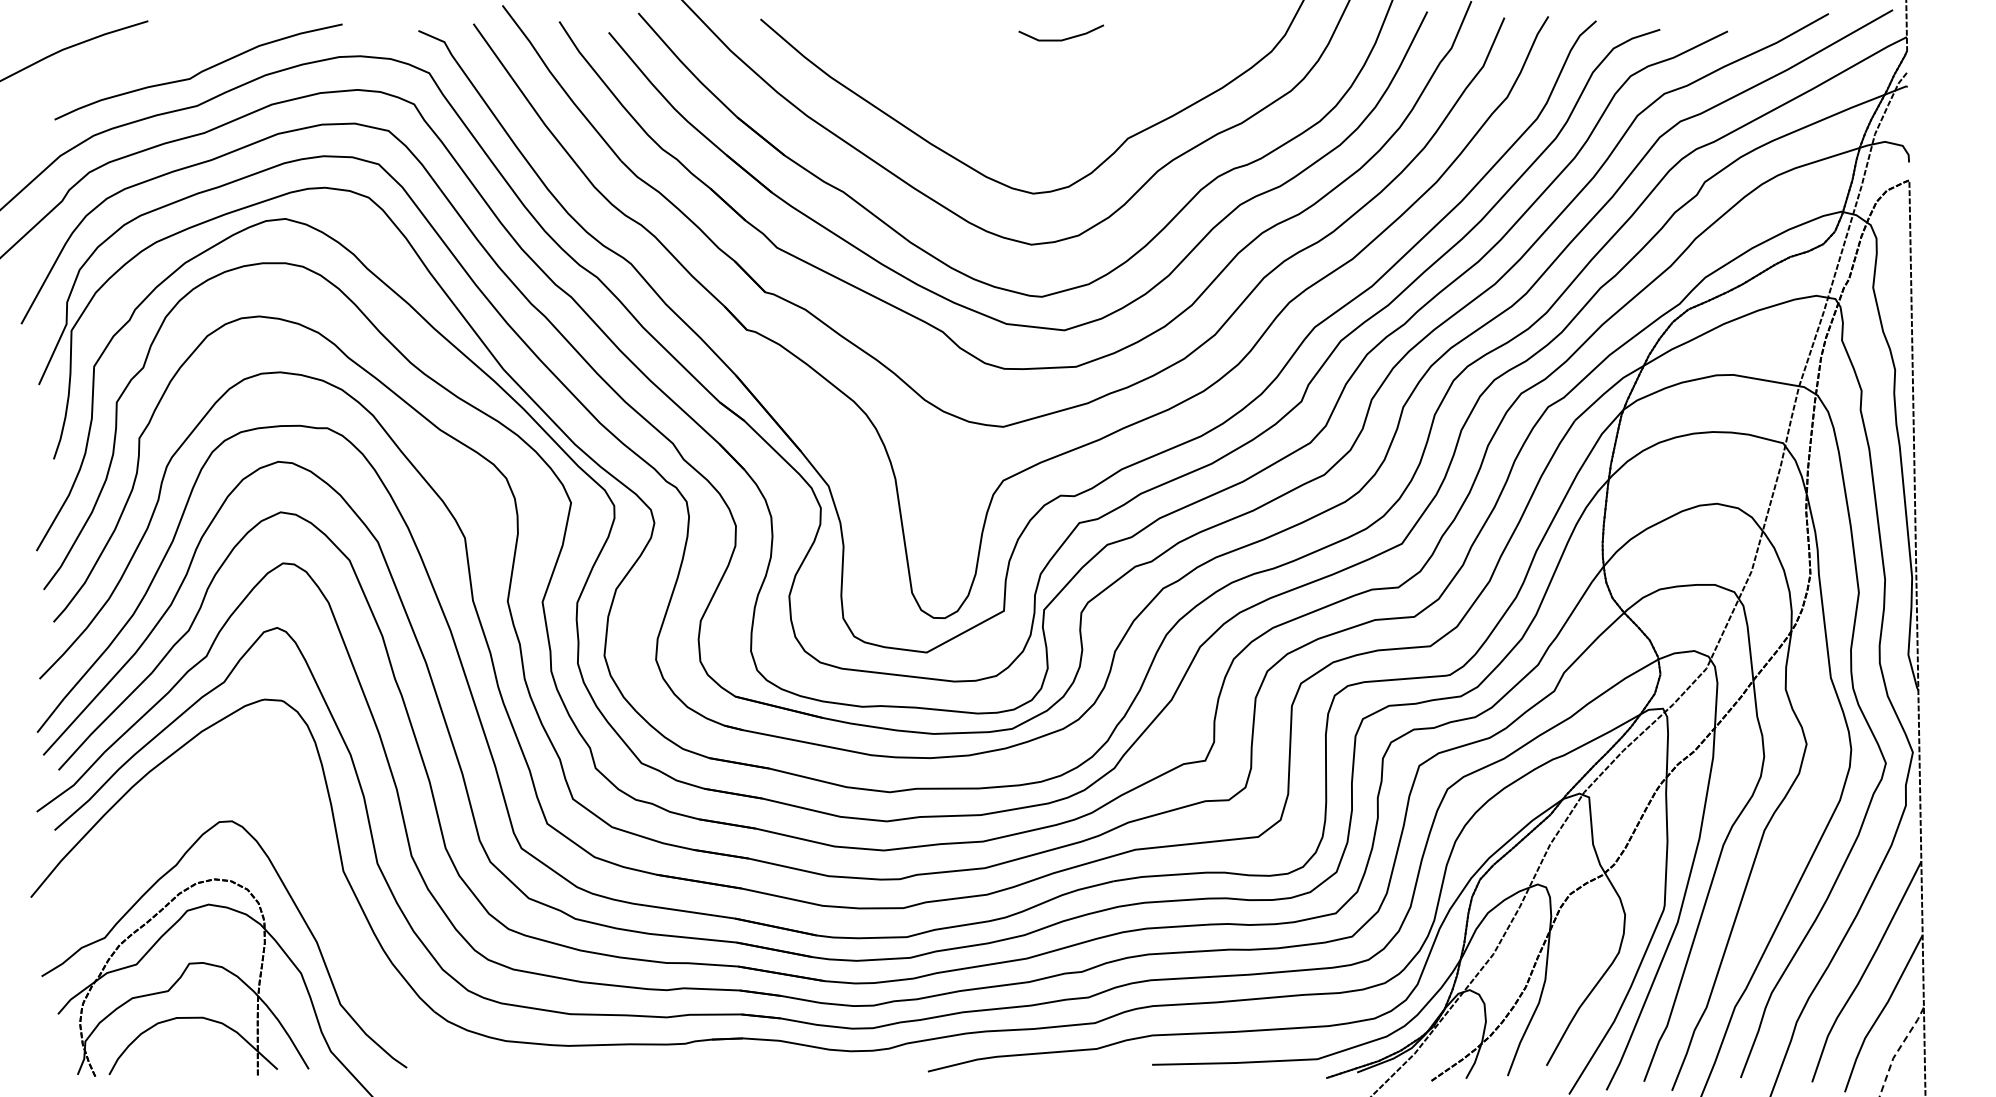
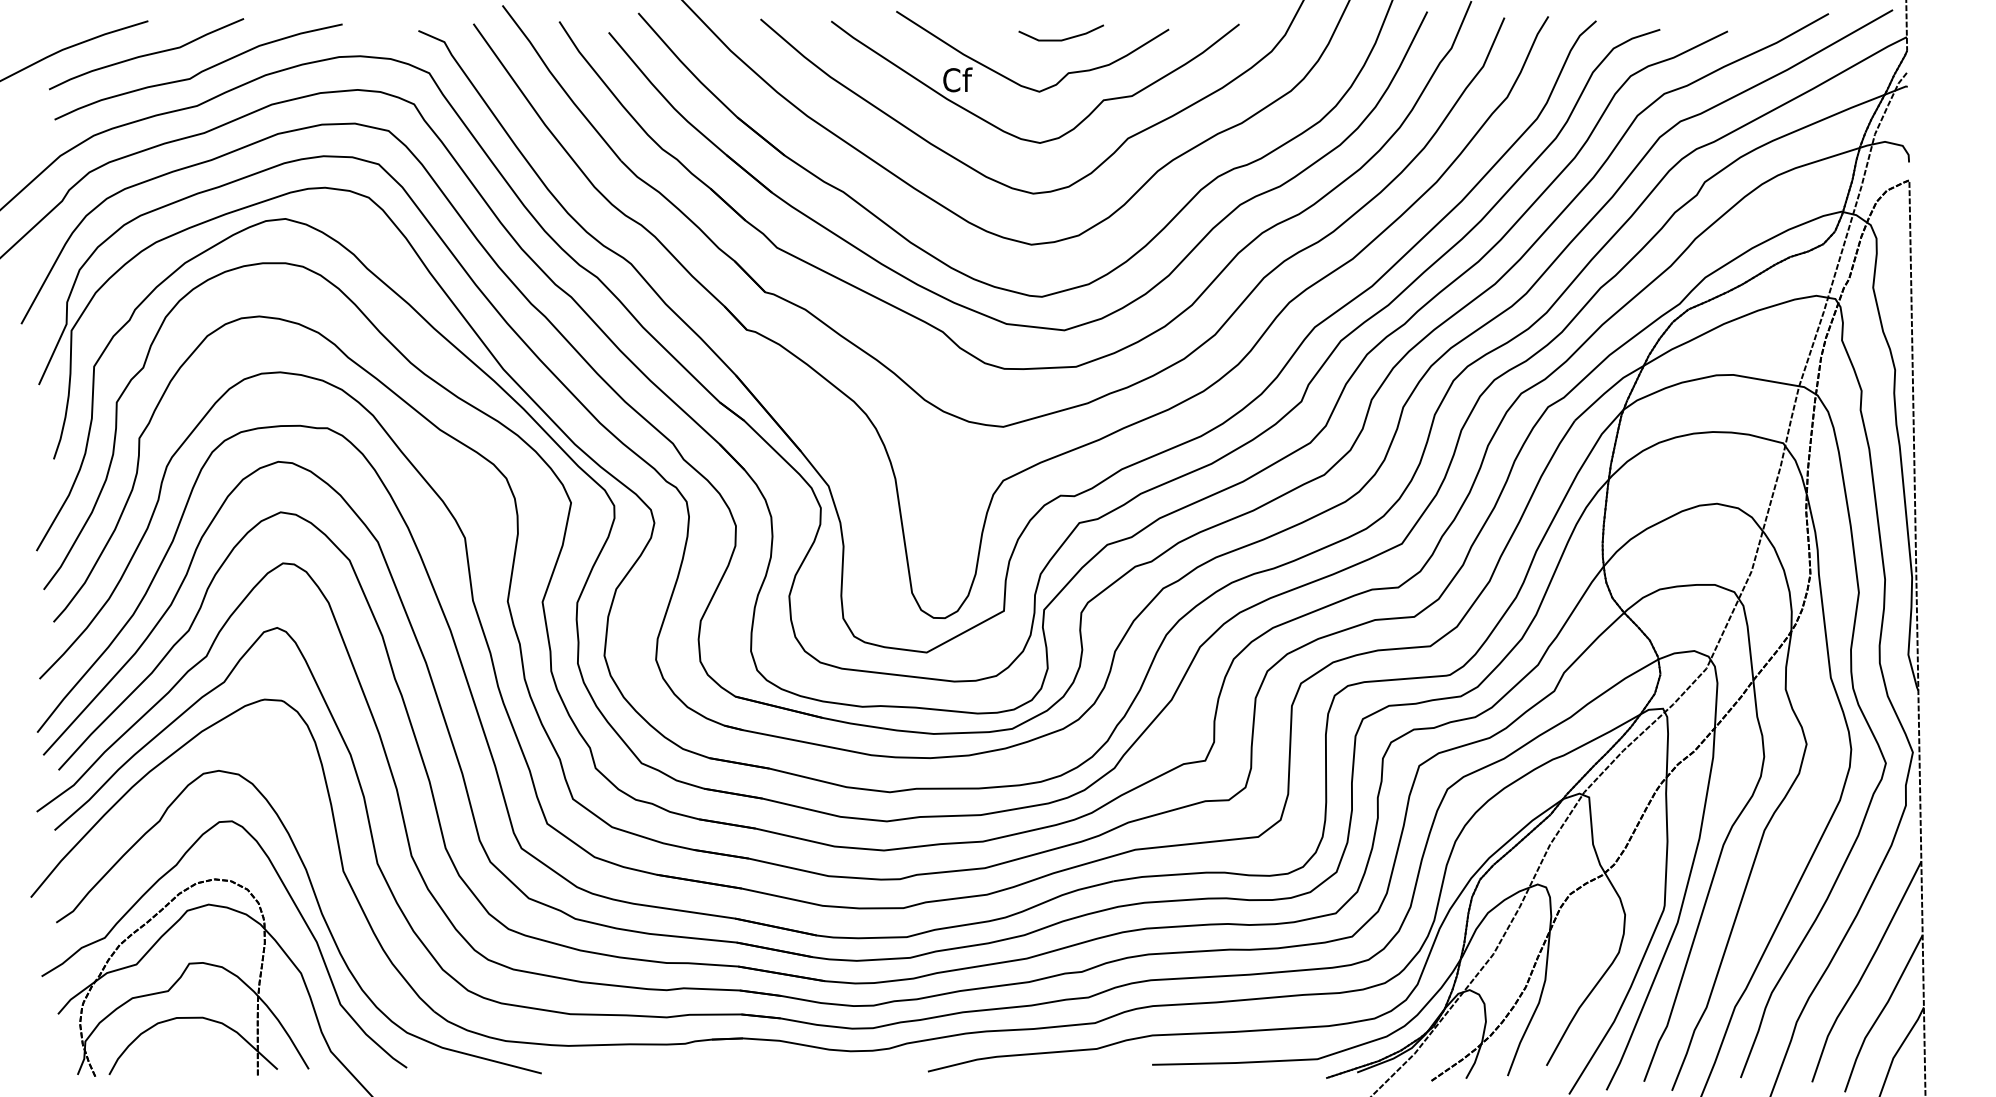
curve: none -> present (146, 54)
part: none -> present (1033, 88)
curve: none -> present (320, 913)
line: dashed -> solid (1898, 1049)
